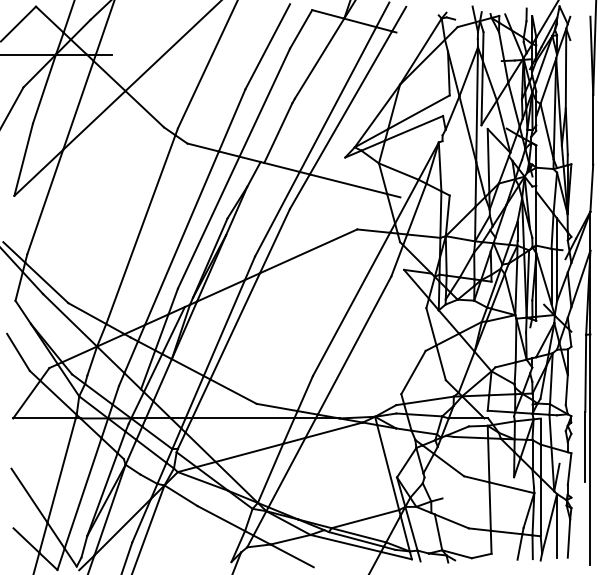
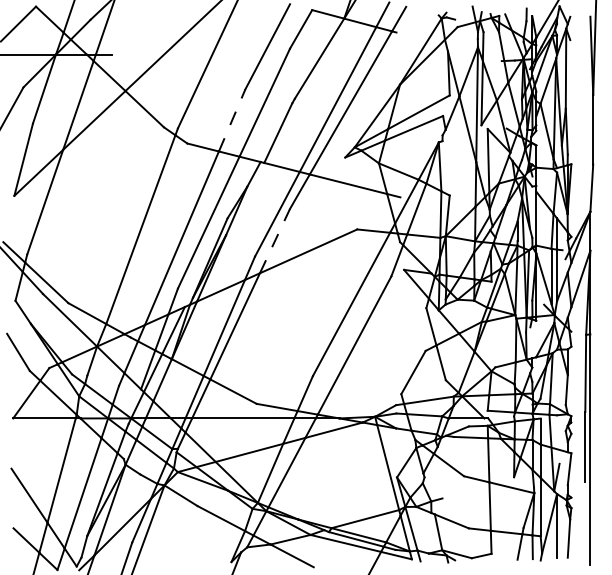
line: solid -> dashed (232, 120)
line: solid -> dashed (275, 240)
